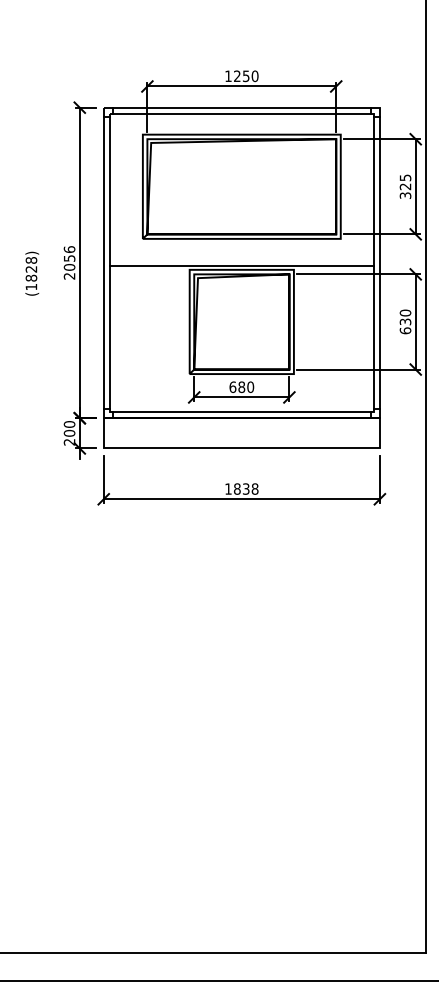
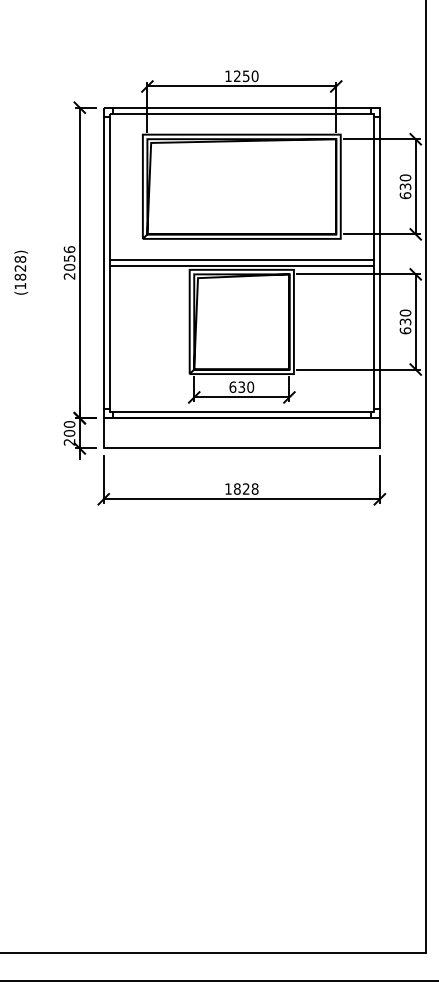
text: 325 -> 630 (405, 186)
line: none -> present (241, 259)
text position: (32, 273) -> (21, 272) (21, 272)
text: 680 -> 630 (241, 386)
text: 1838 -> 1828 (246, 489)
